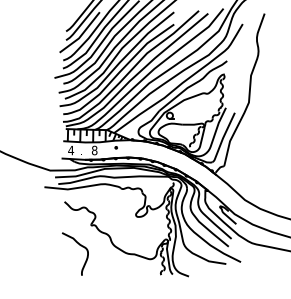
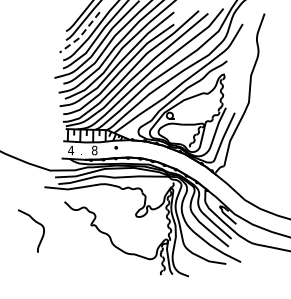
line: solid -> dashed (81, 35)
curve position: (80, 246) -> (36, 223) (36, 223)
